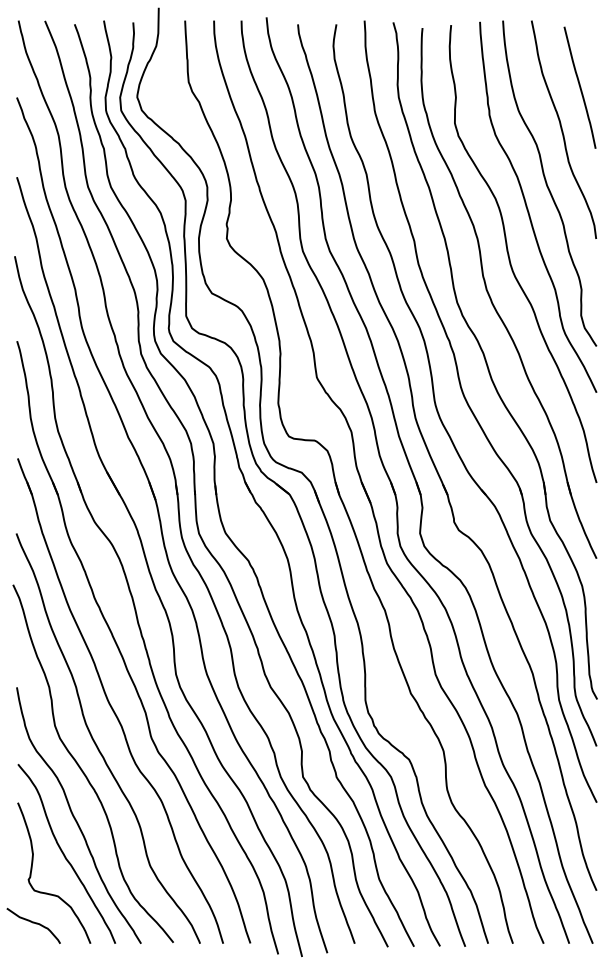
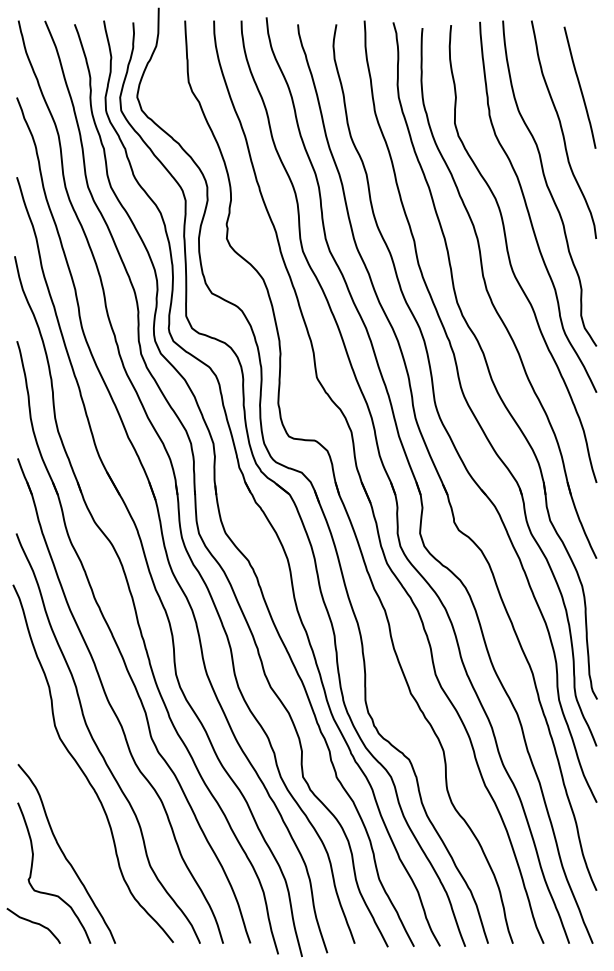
curve: present -> none (75, 817)
